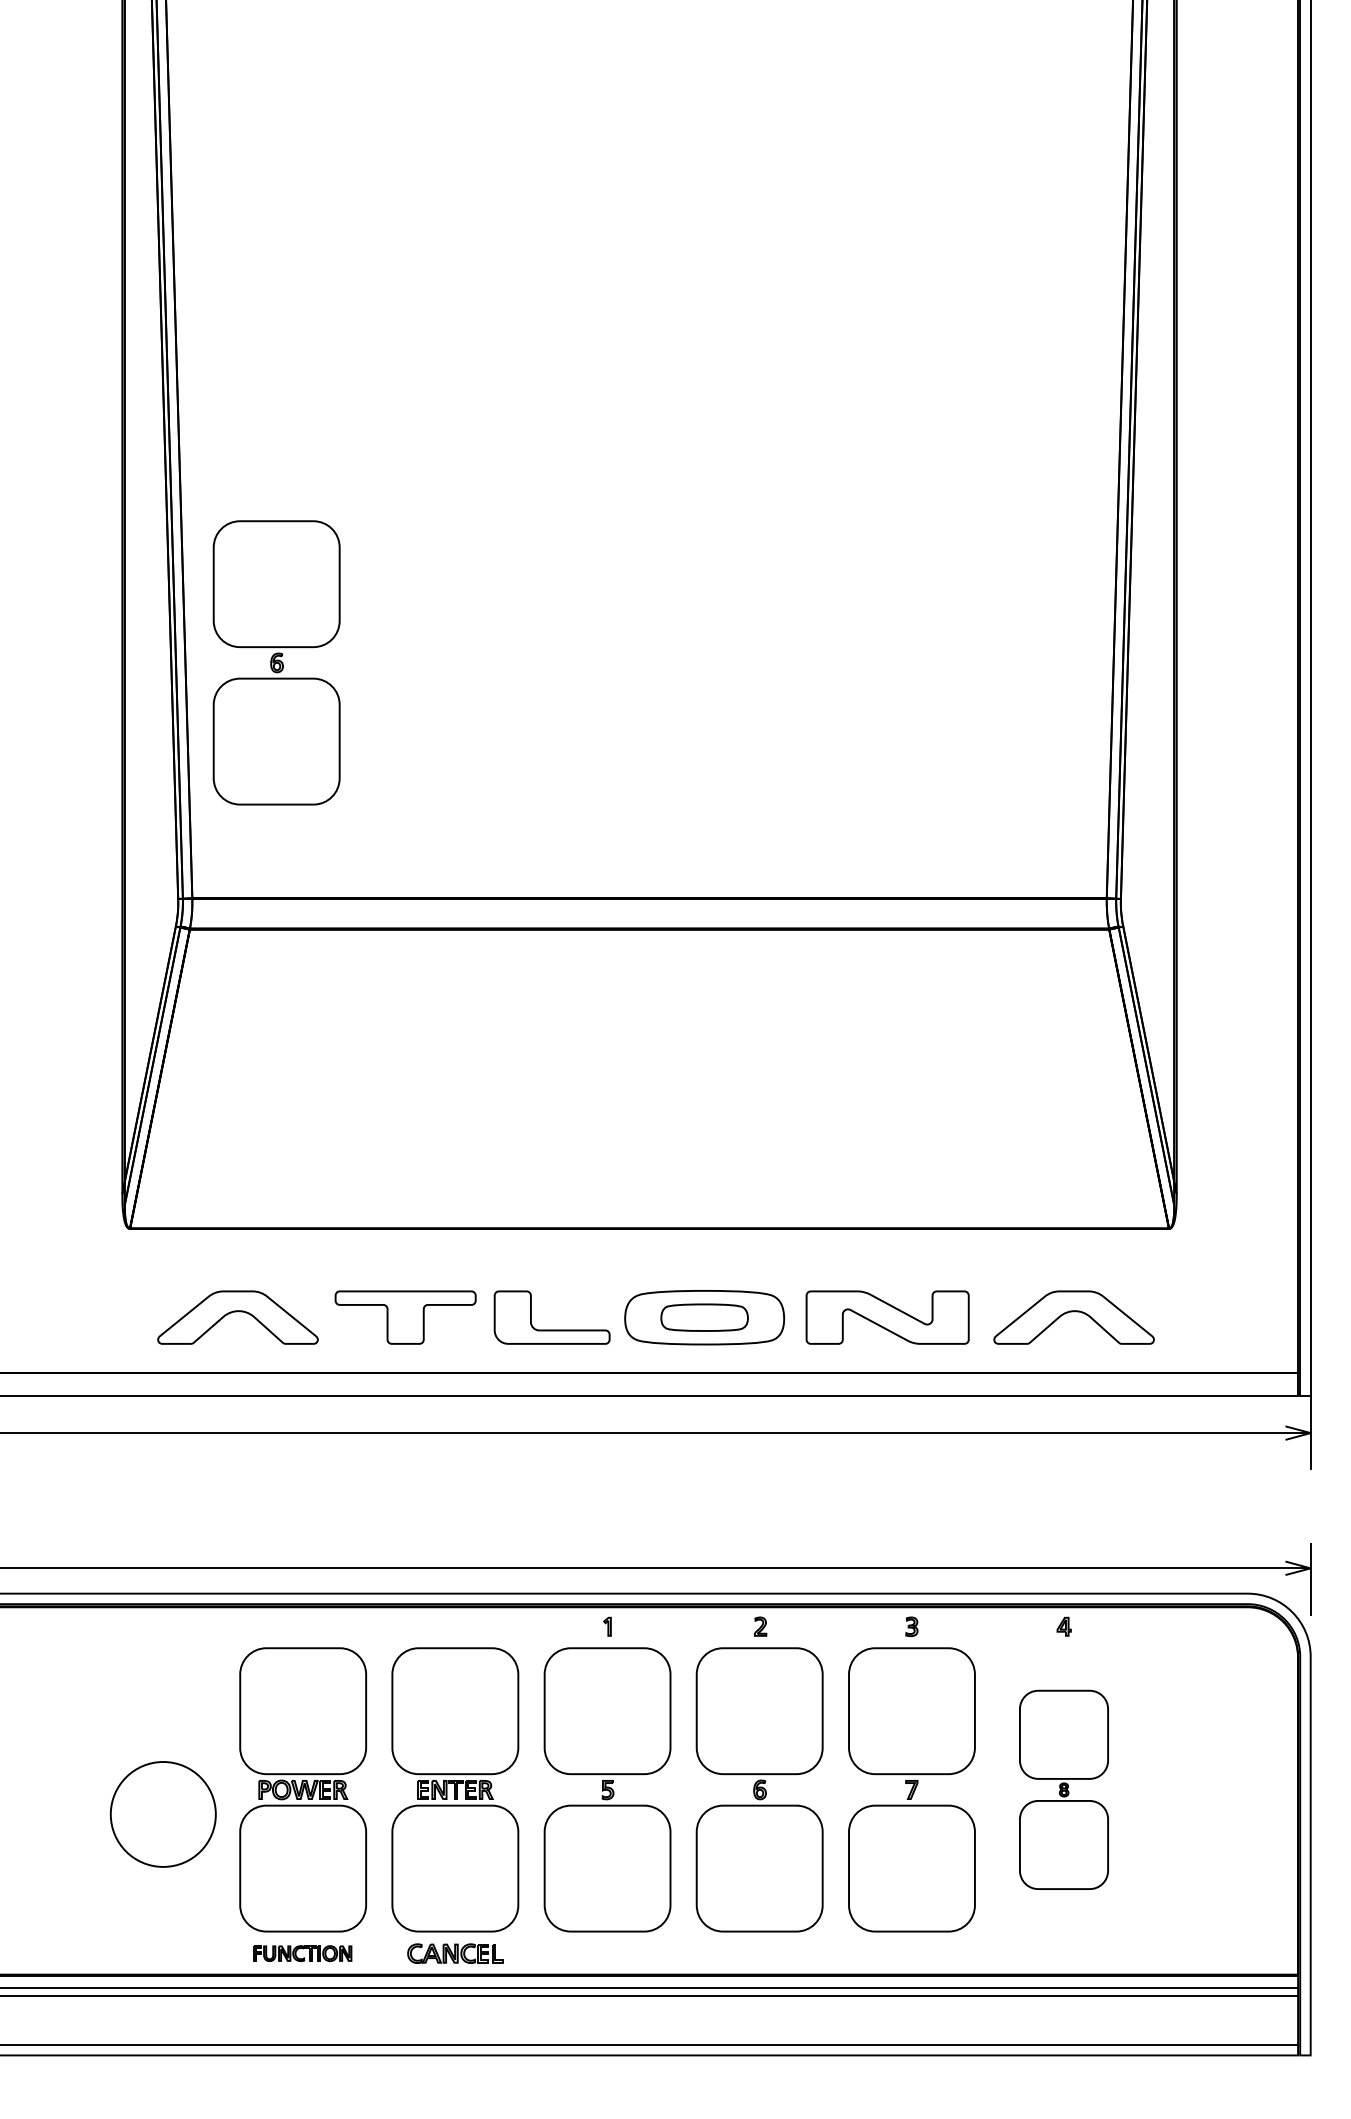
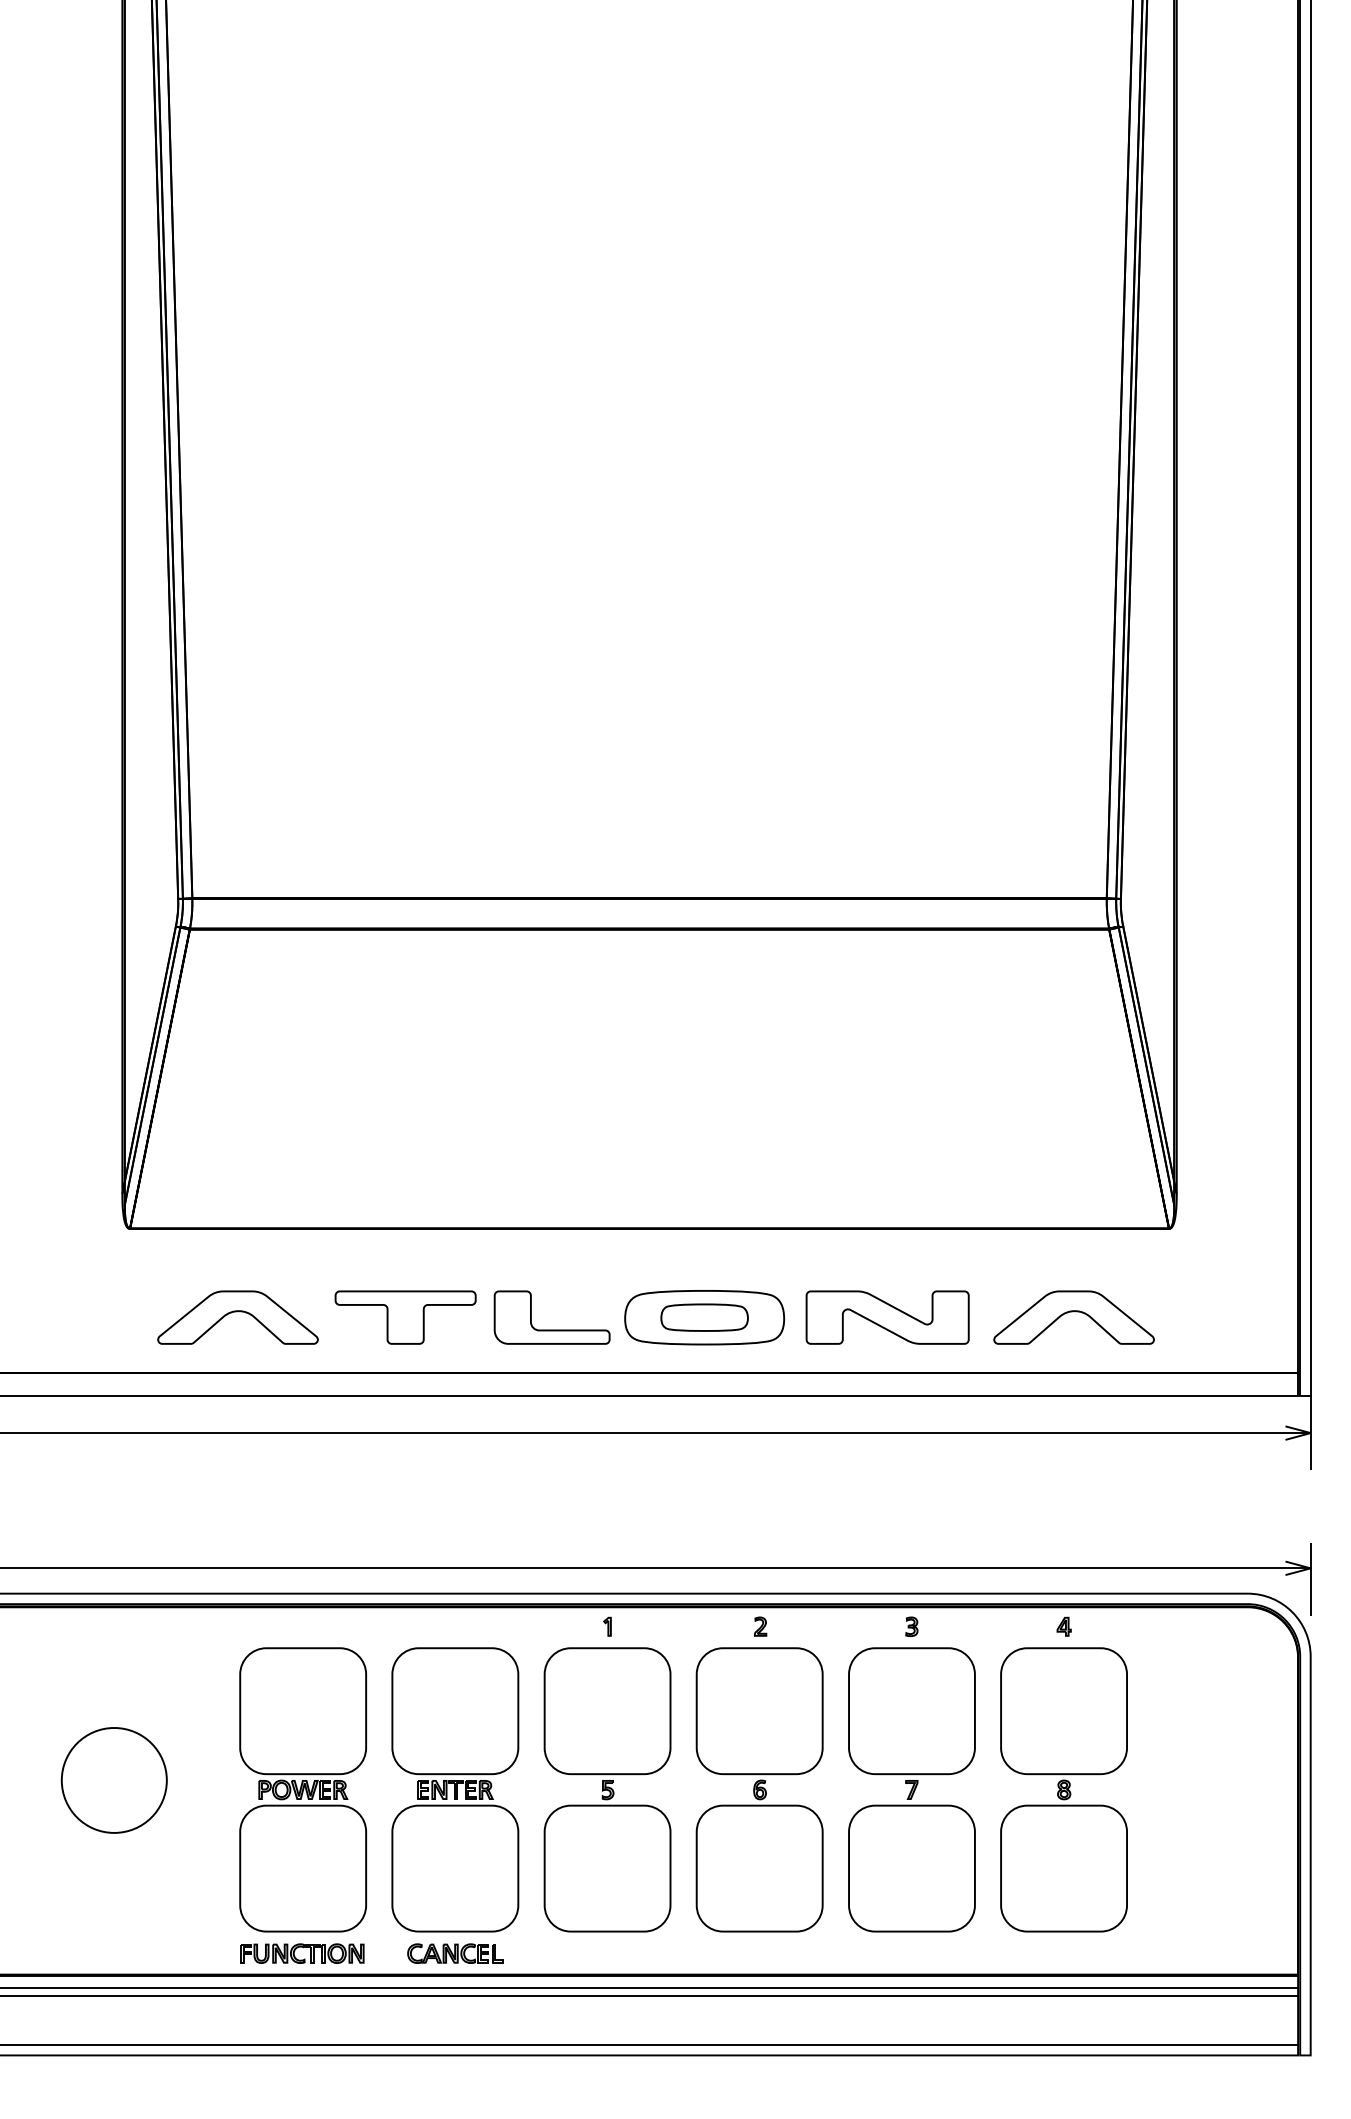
part: present -> none (276, 662)
part size: 90x201 px -> 128x286 px (1063, 1789)
part position: (162, 1814) -> (113, 1780) (113, 1780)
part size: 100x17 px -> 125x21 px (302, 1953)
